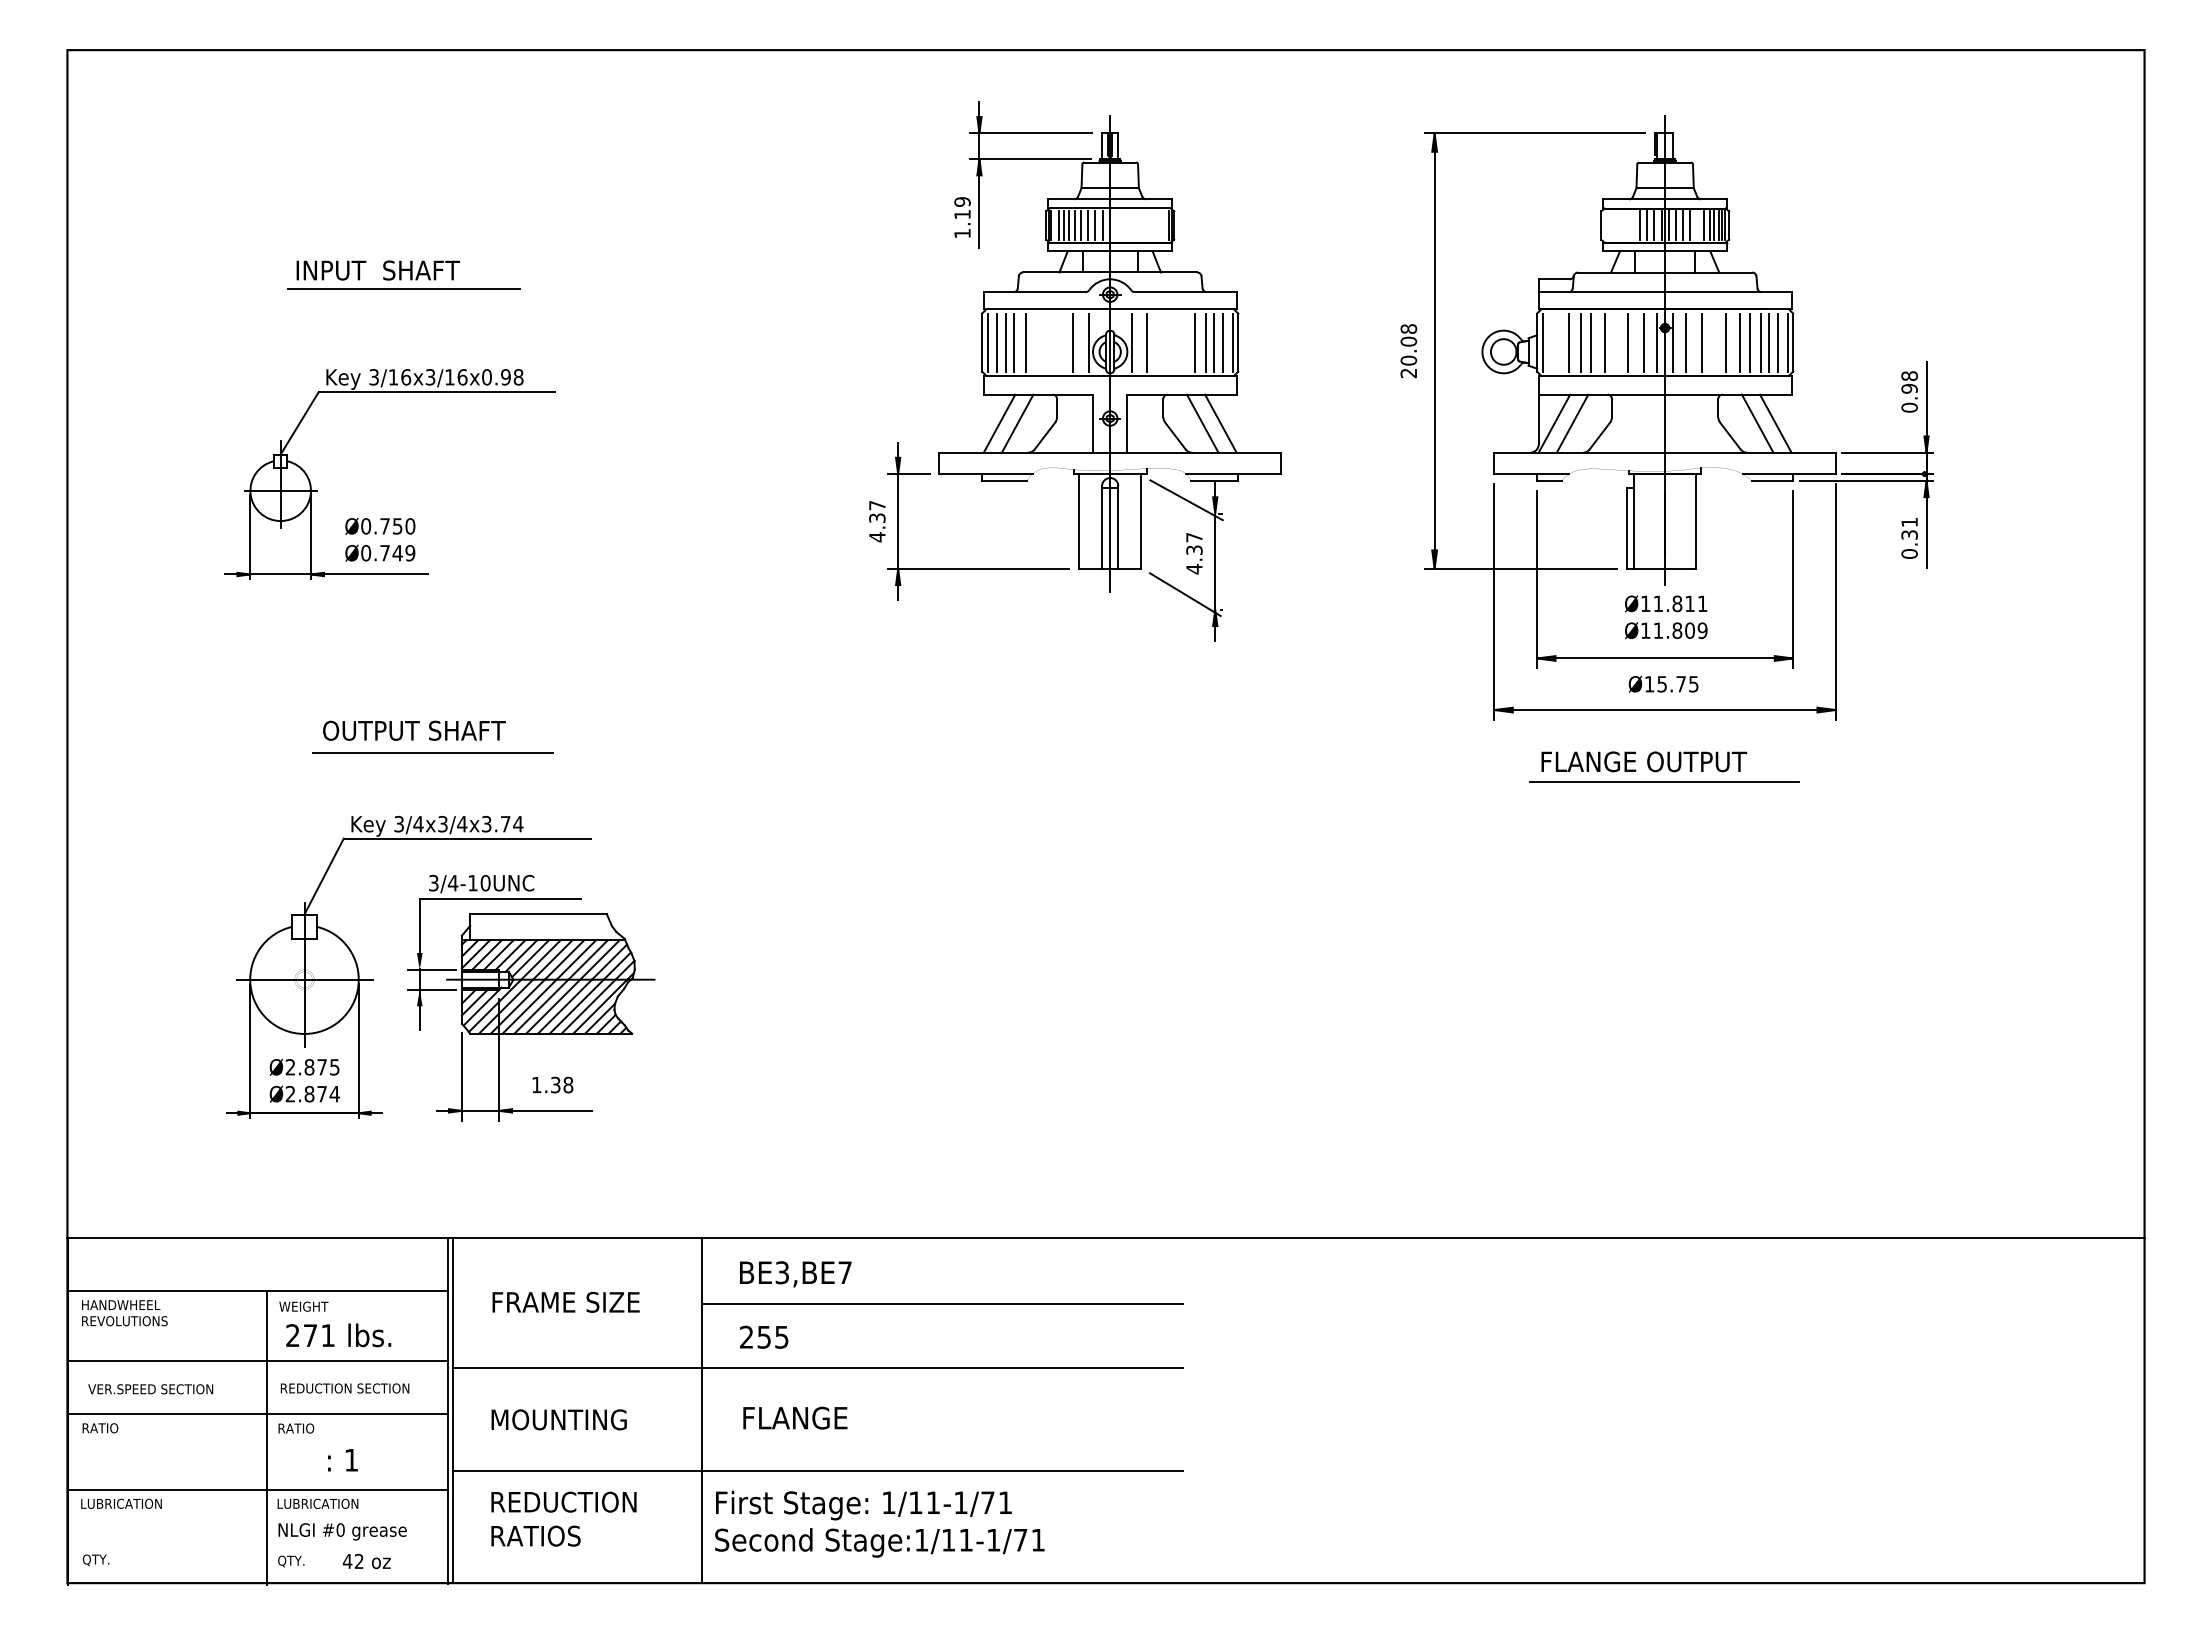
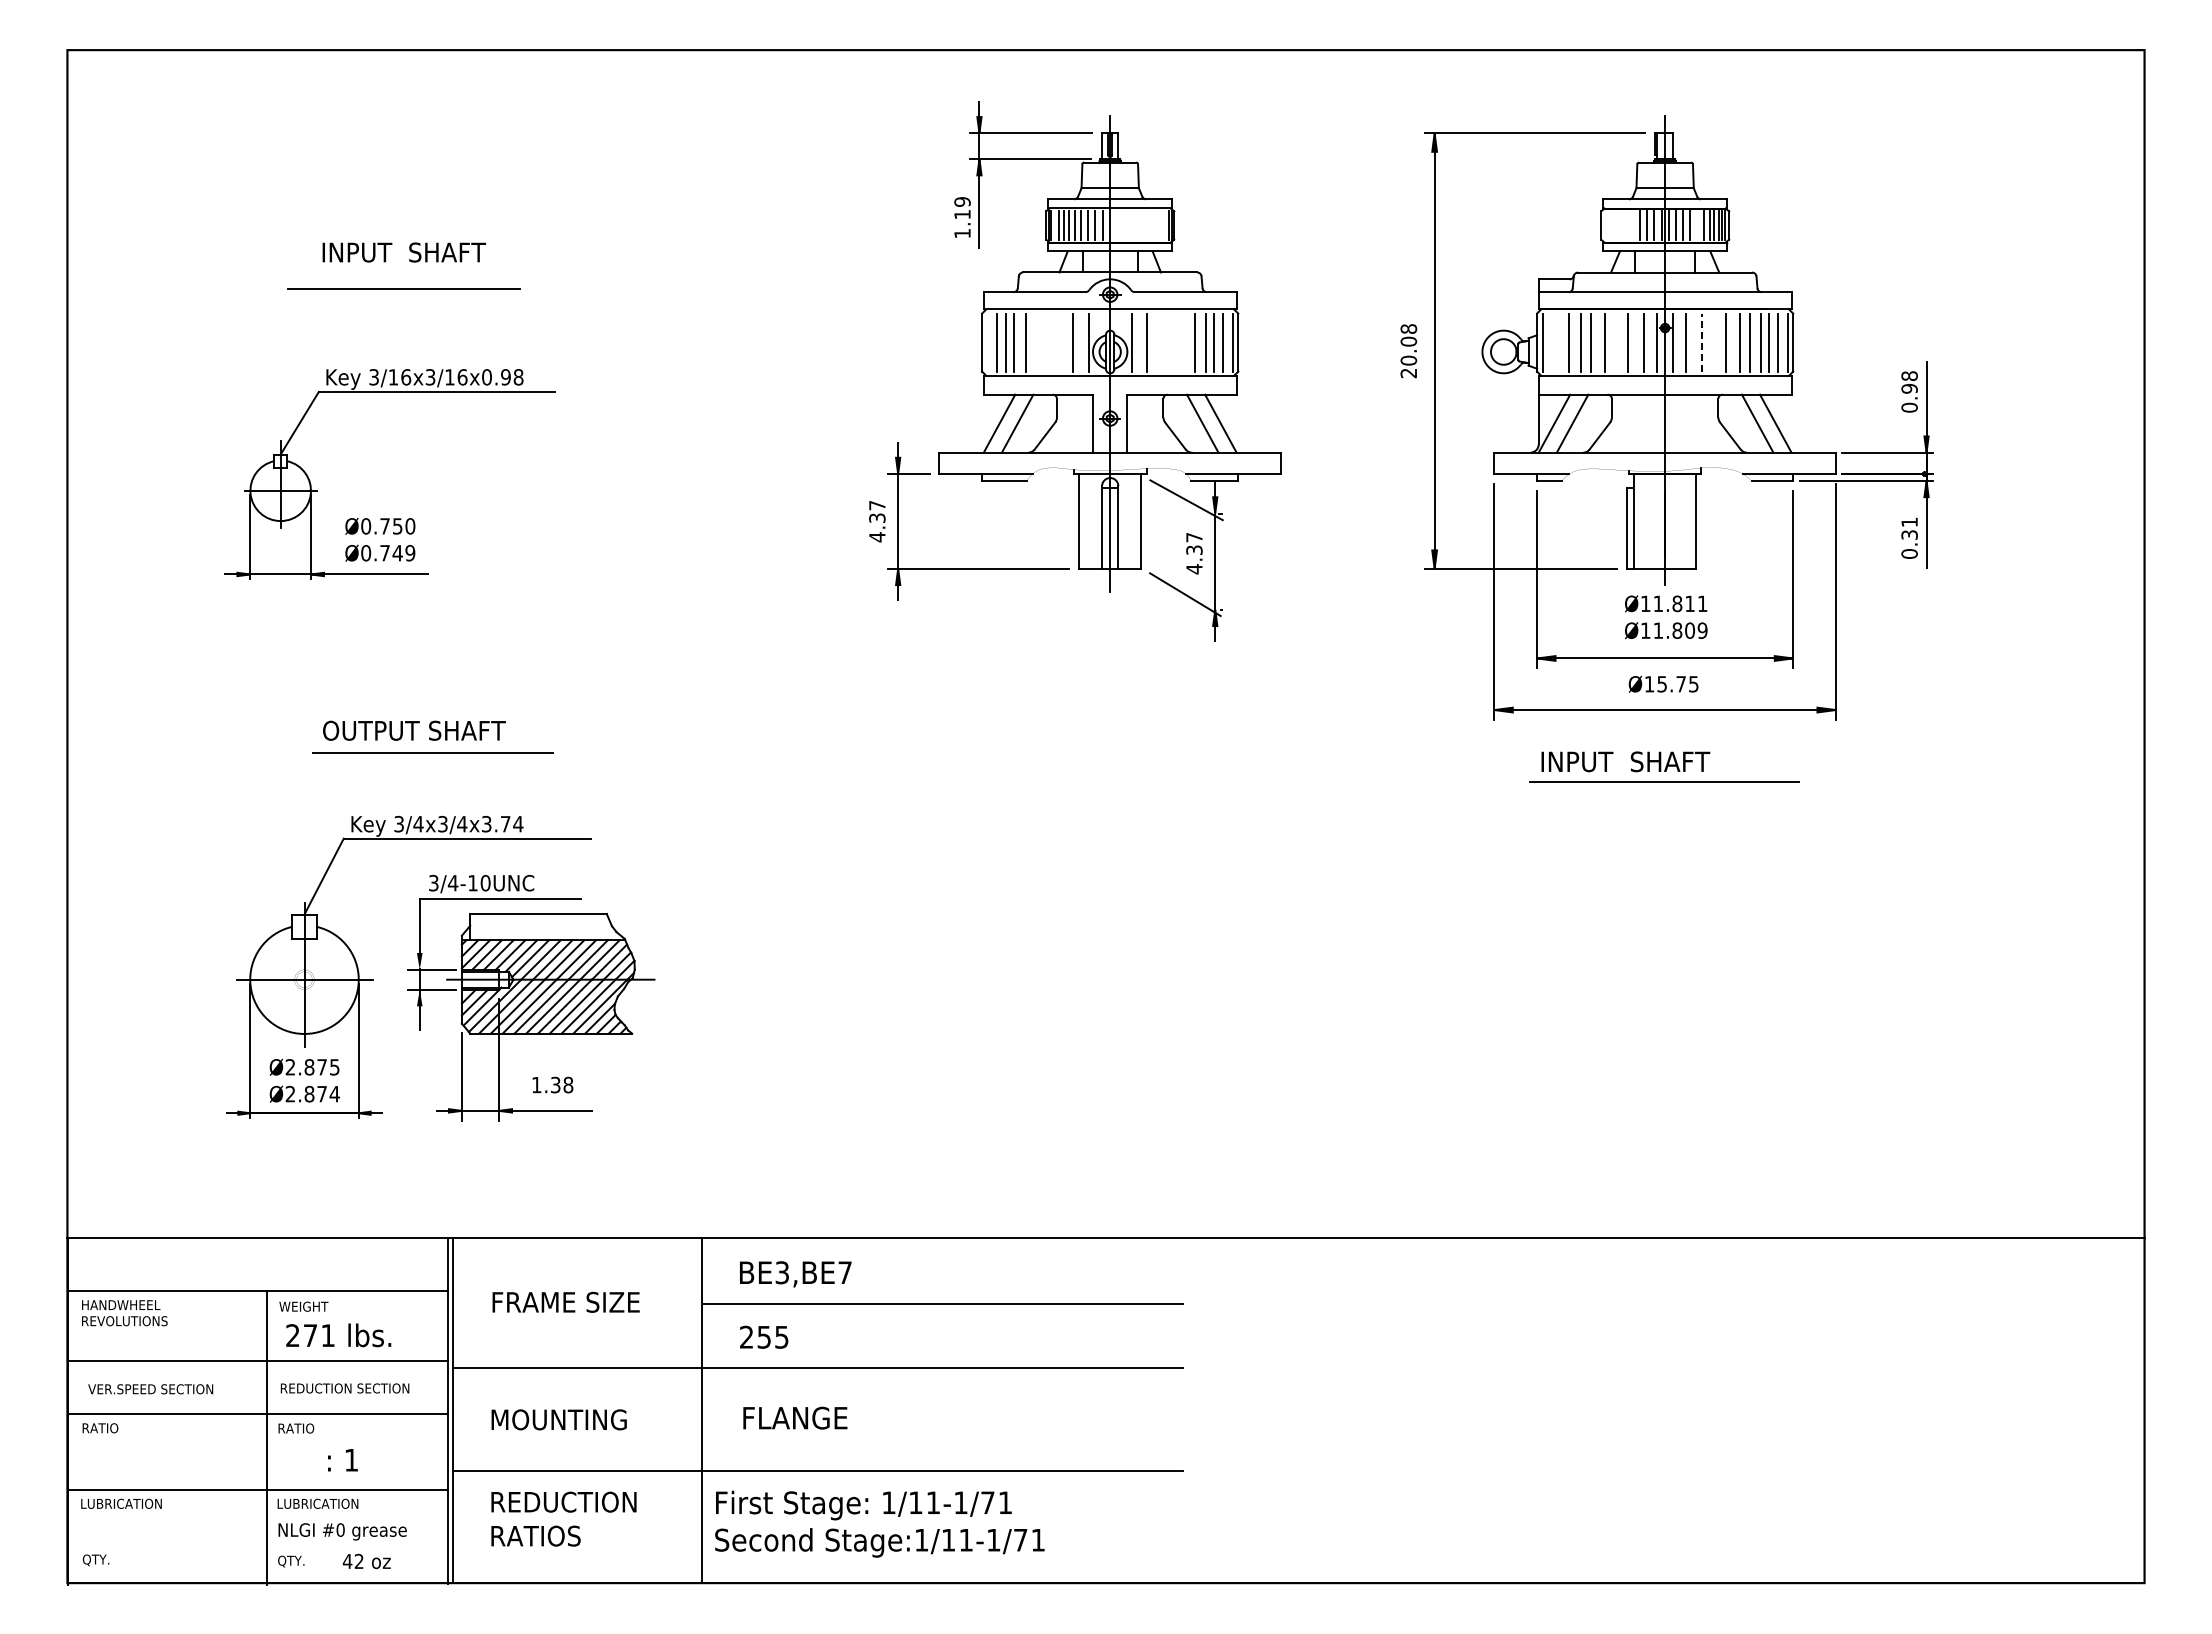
text position: (377, 270) -> (403, 252) (403, 252)
line: present -> none (987, 342)
line: solid -> dashed (1702, 342)
text: FLANGE OUTPUT -> INPUT  SHAFT (1645, 761)
